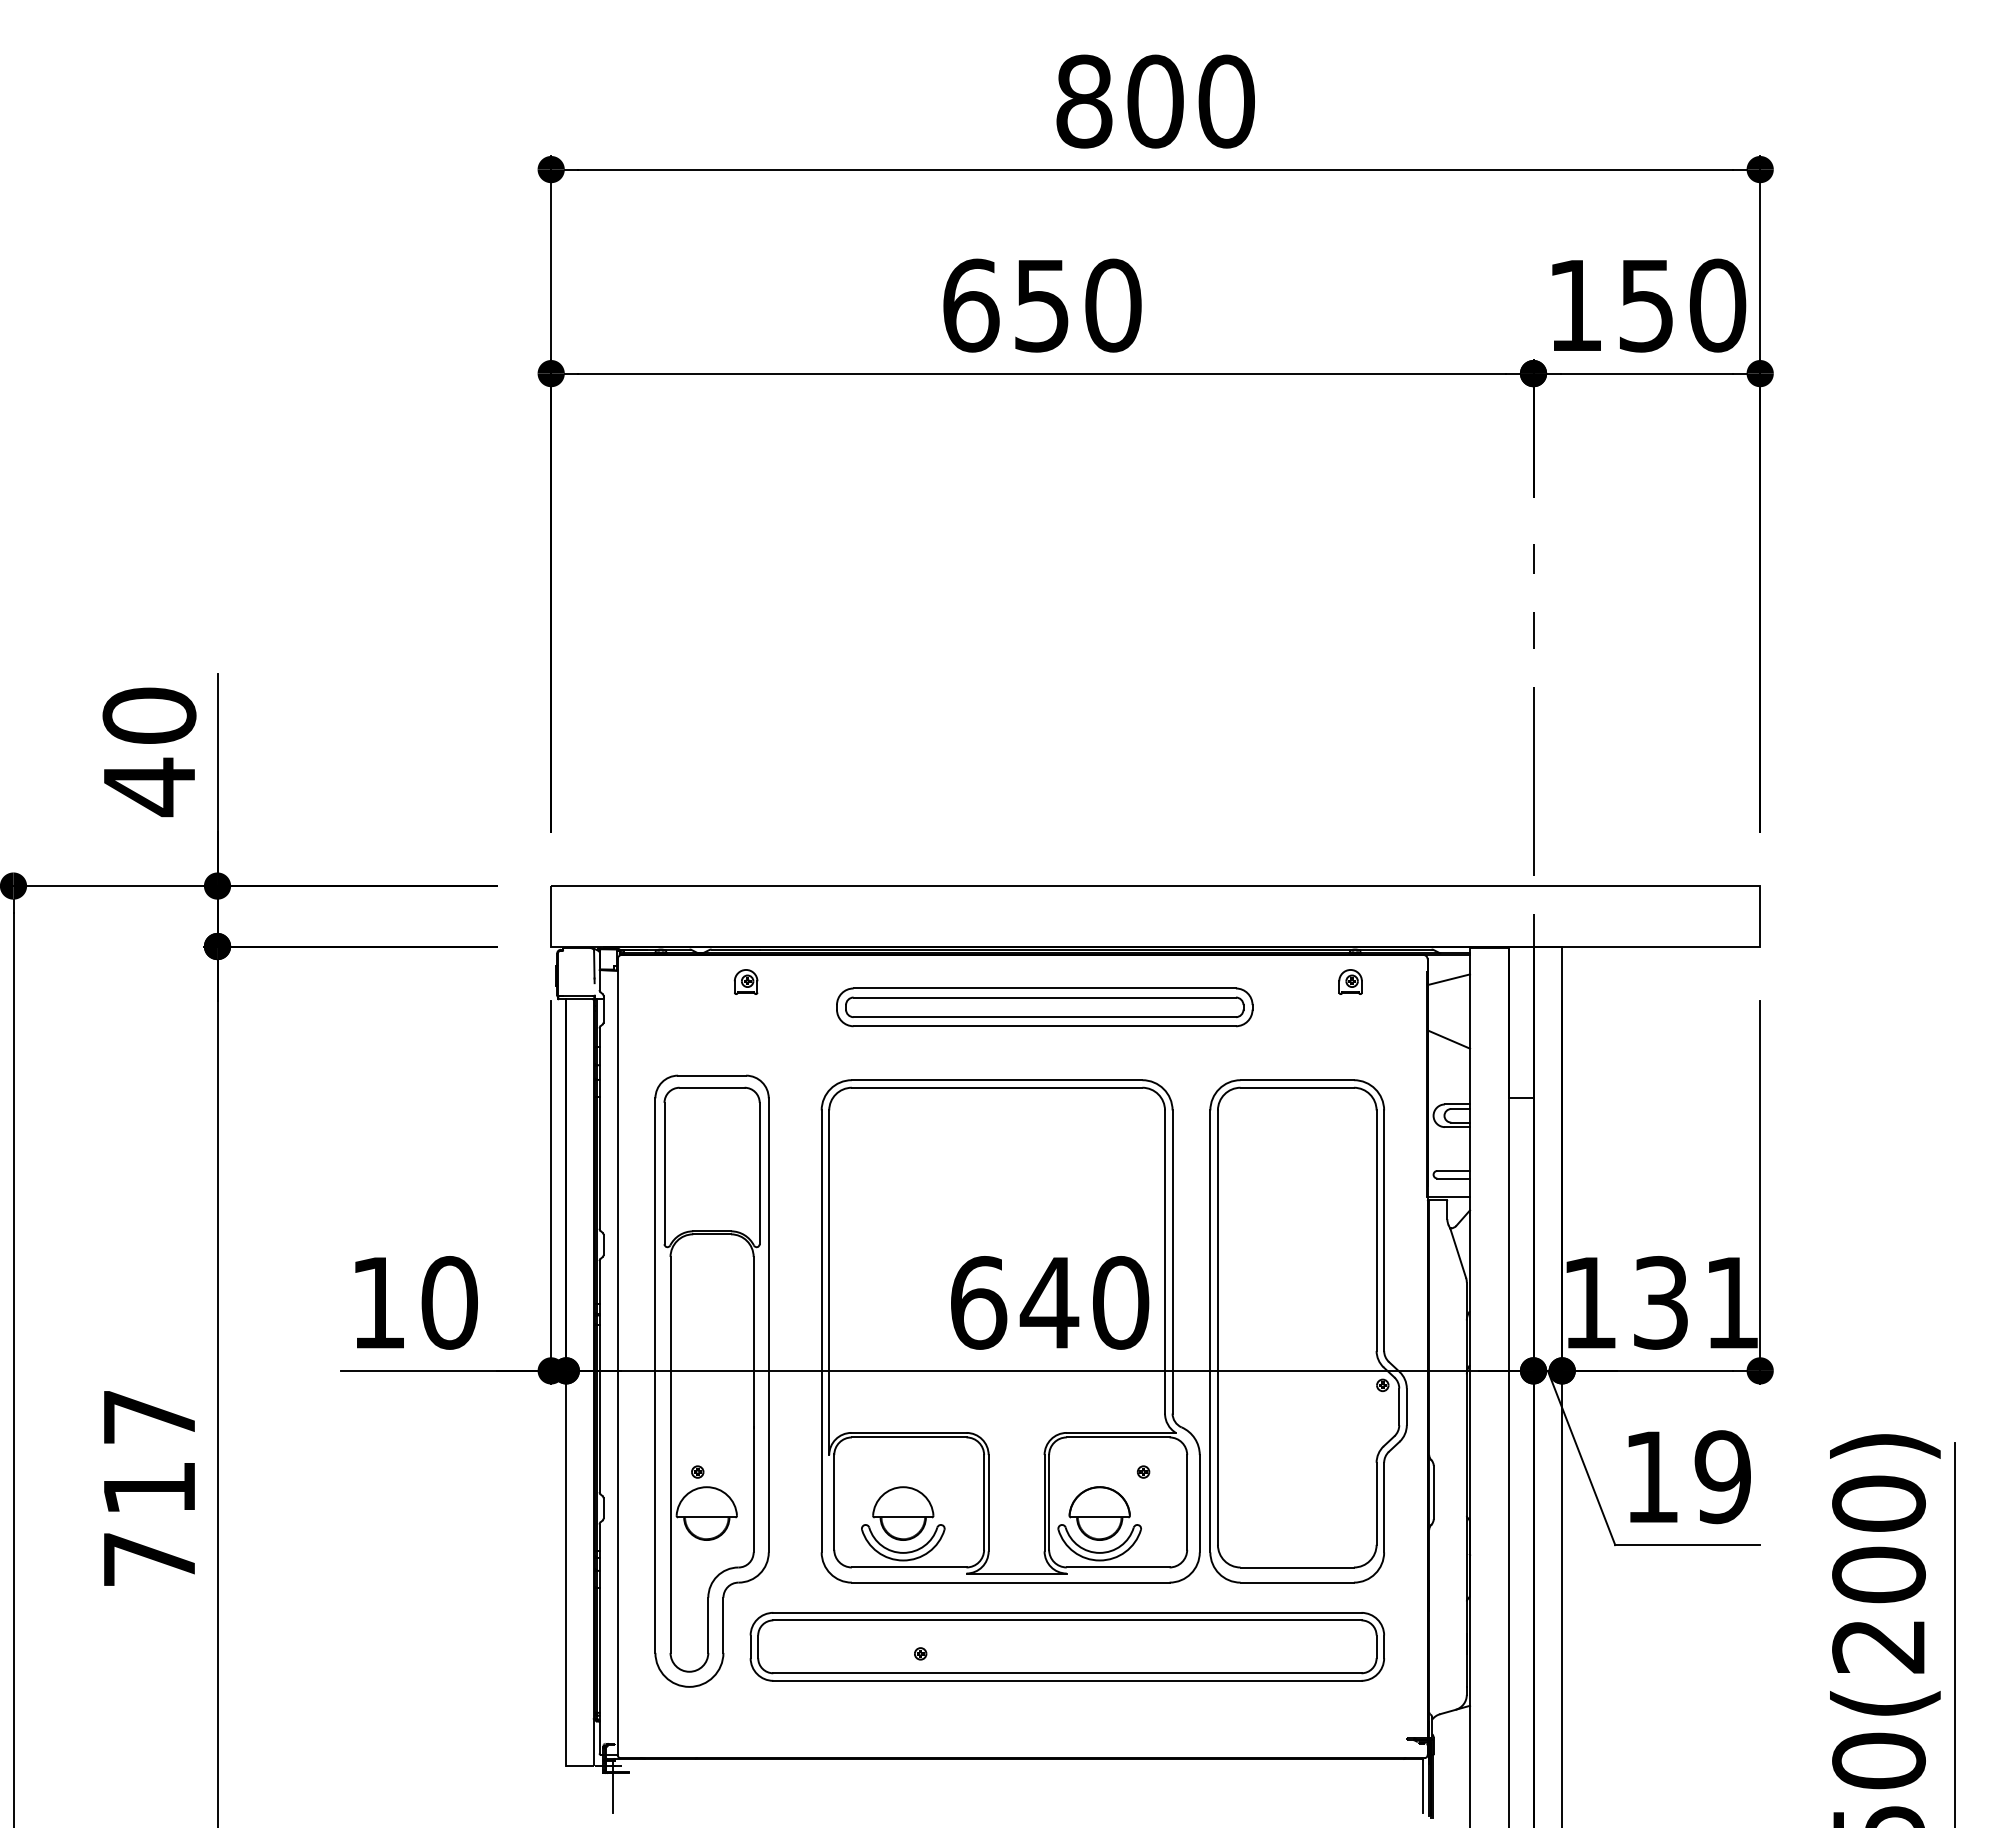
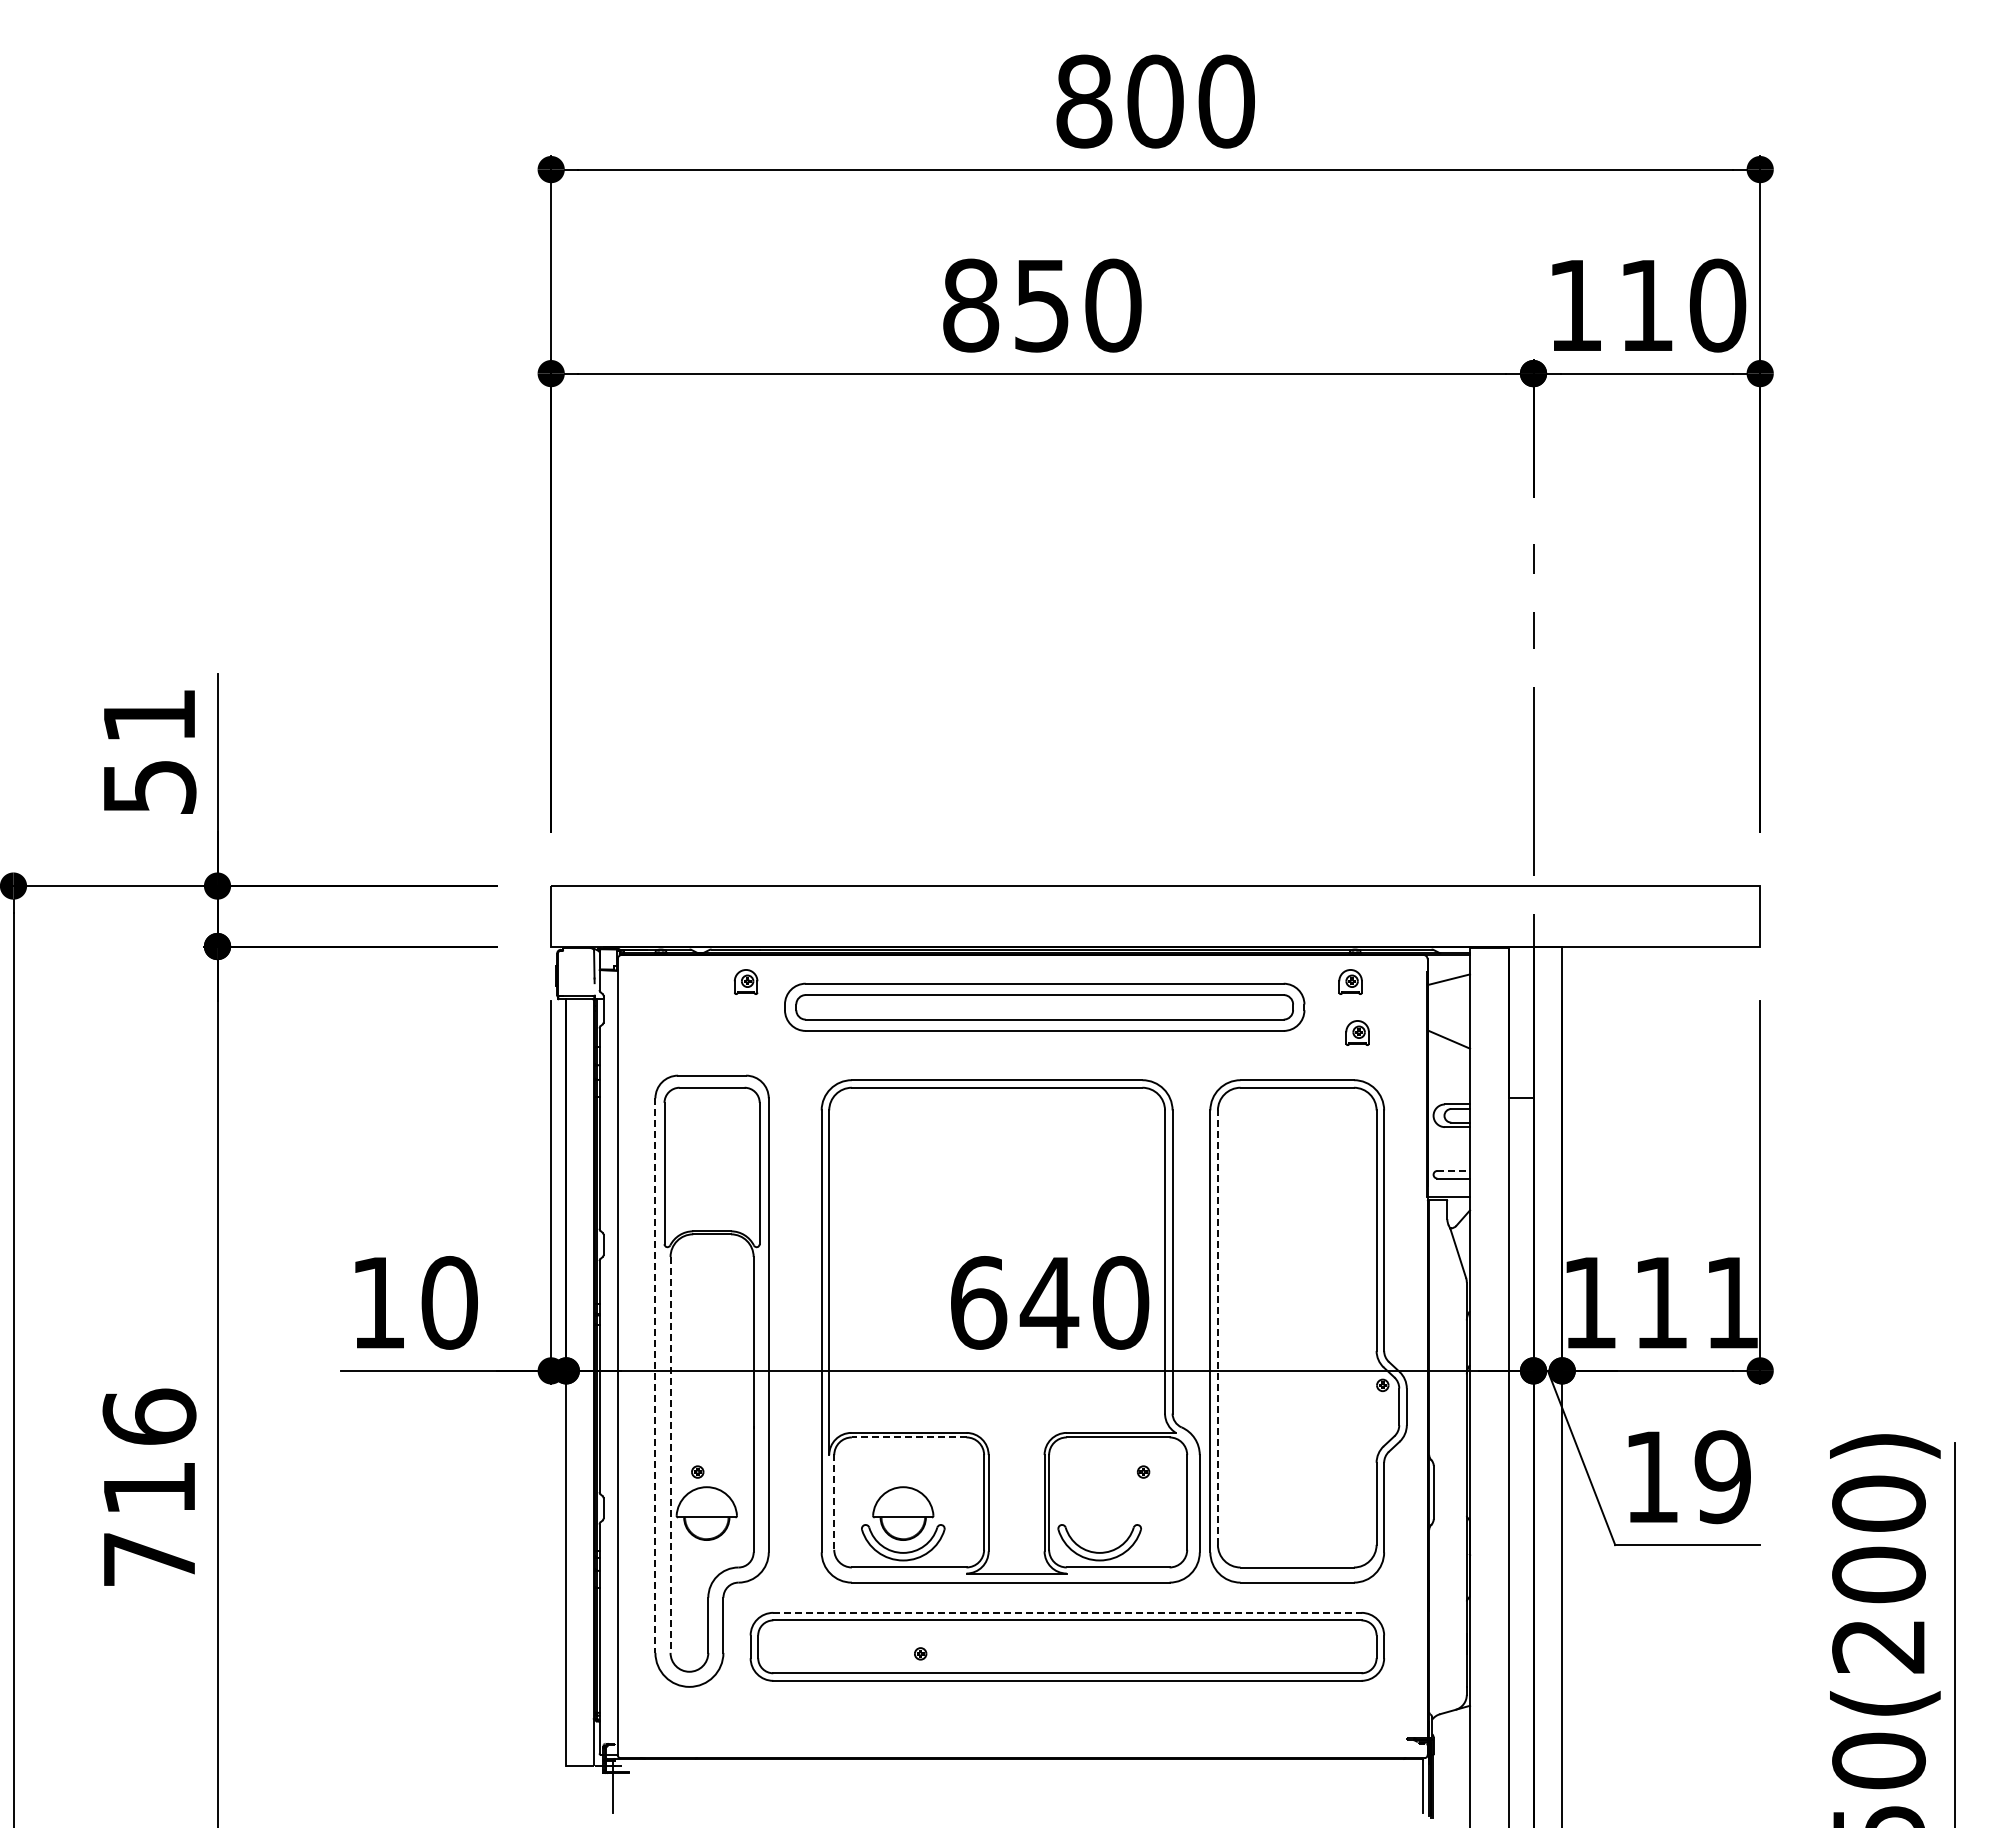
text: 650 -> 850 (971, 305)
text: 150 -> 110 (1645, 306)
text: 40 -> 51 (149, 752)
part size: 418x41 px -> 522x50 px (1044, 1006)
part: none -> present (1357, 1032)
line: solid -> dashed (1454, 1170)
text: 131 -> 111 (1660, 1302)
line: solid -> dashed (1217, 1327)
line: solid -> dashed (655, 1376)
text: 717 -> 716 (149, 1416)
line: solid -> dashed (908, 1437)
line: solid -> dashed (670, 1454)
line: solid -> dashed (834, 1502)
part: present -> none (1099, 1513)
line: solid -> dashed (1067, 1612)
